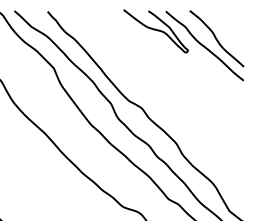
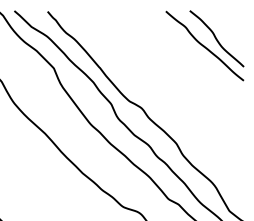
curve: present -> none (155, 30)
